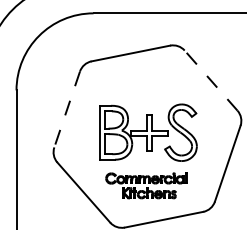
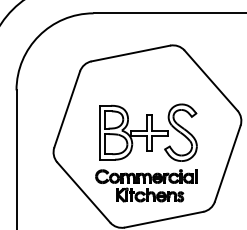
line: dashed -> solid (210, 80)
line: dashed -> solid (67, 109)
part size: 83x28 px -> 103x34 px (146, 185)
